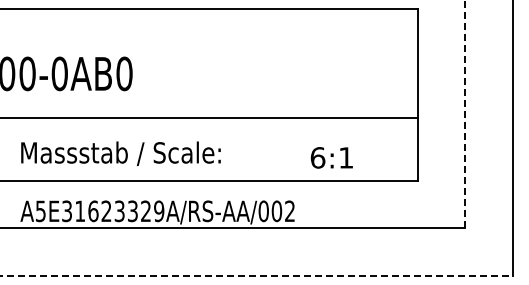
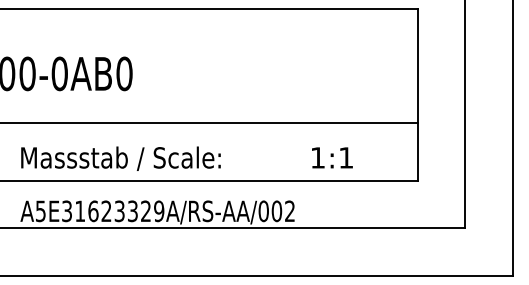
line: dashed -> solid (465, 114)
line position: (209, 118) -> (209, 123) (209, 123)
text position: (120, 153) -> (120, 158) (120, 158)
text: 6:1 -> 1:1 (317, 157)
line: dashed -> solid (257, 276)
